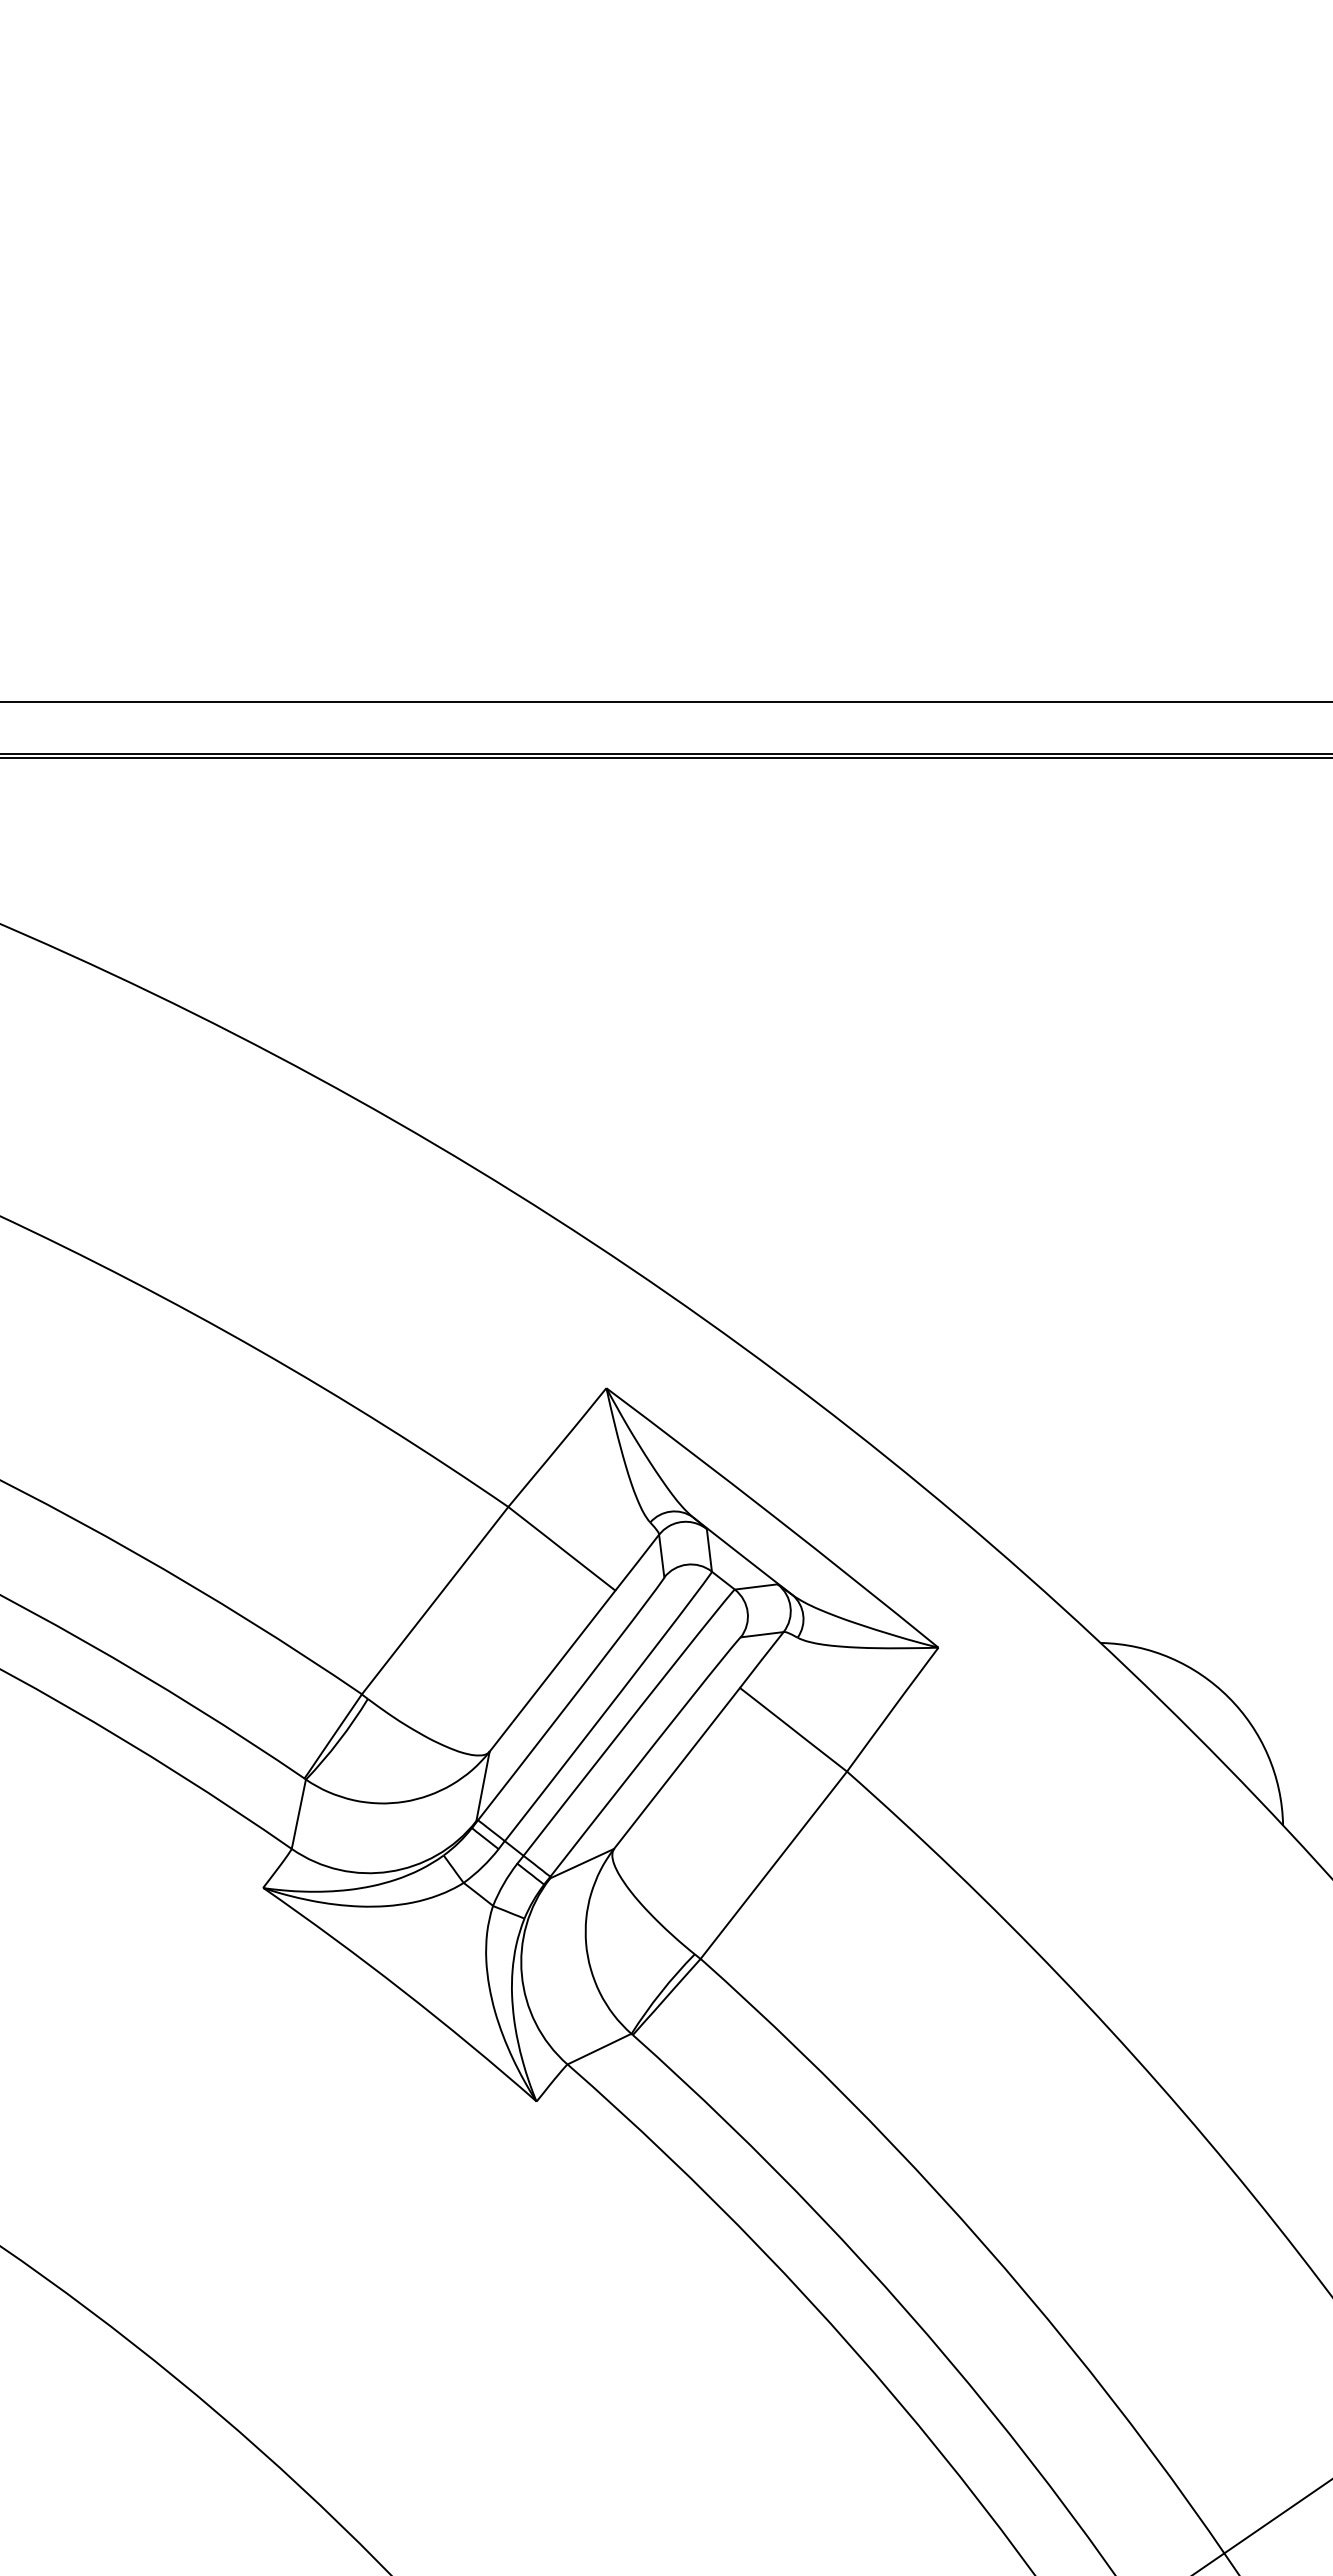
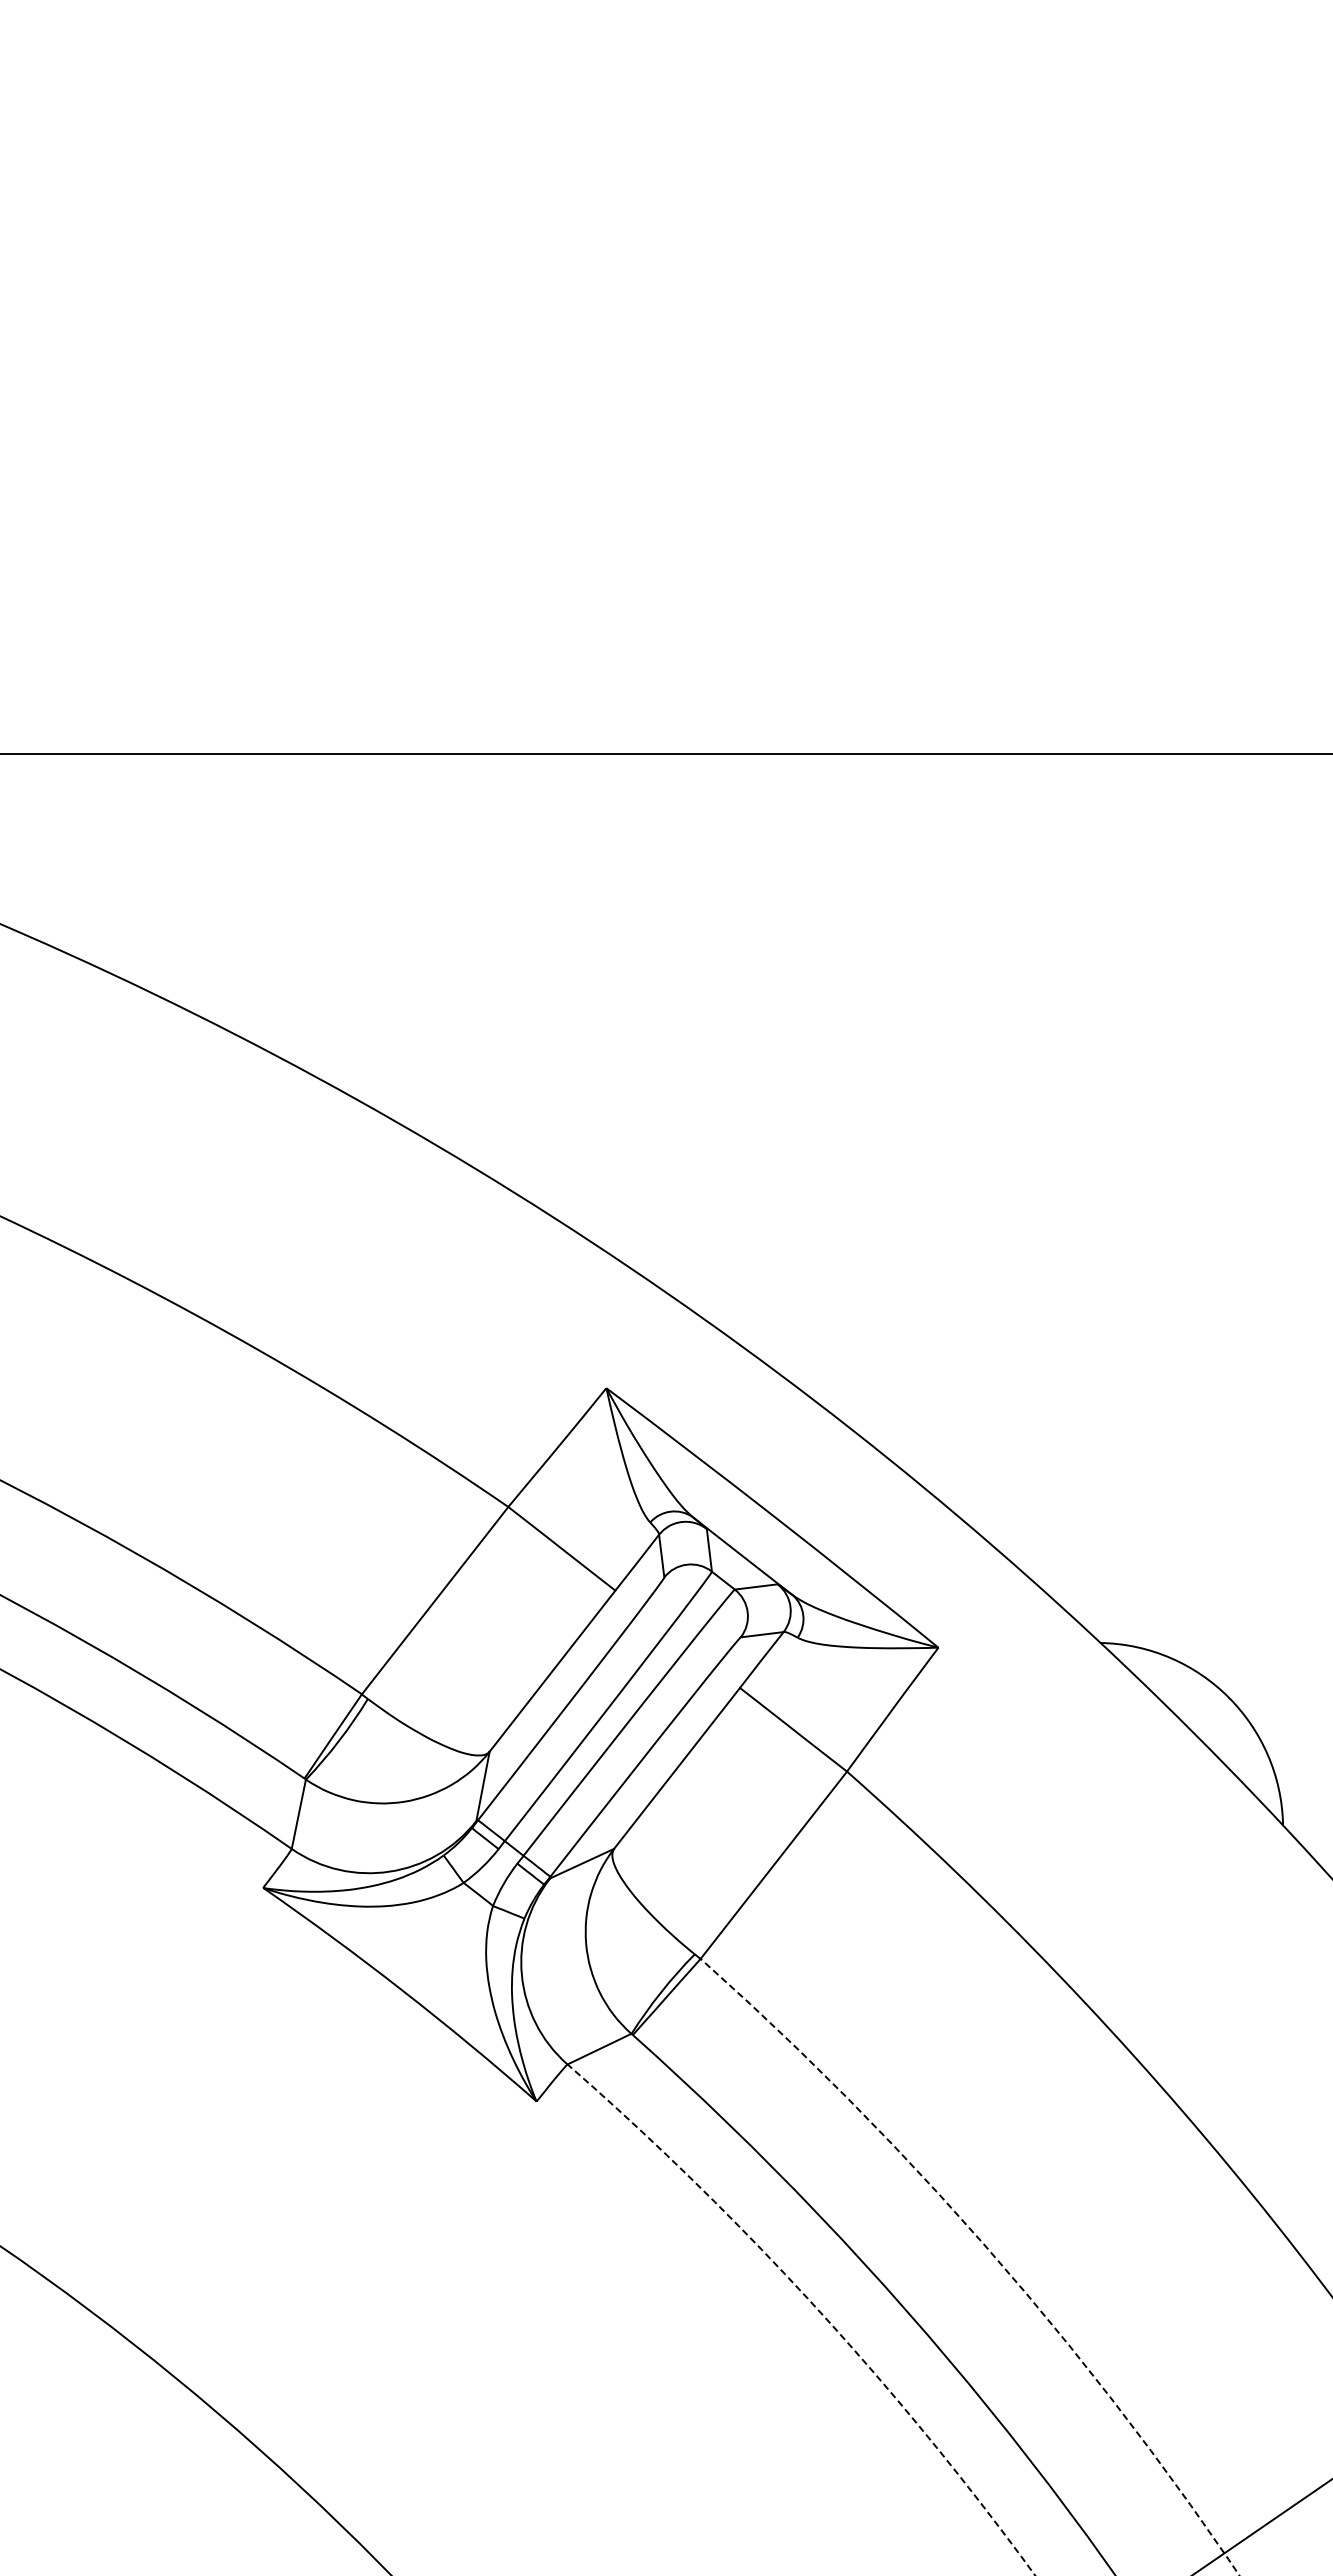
line: present -> none (665, 702)
line: present -> none (665, 757)
arc: solid -> dashed (989, 2250)
arc: solid -> dashed (815, 2307)
